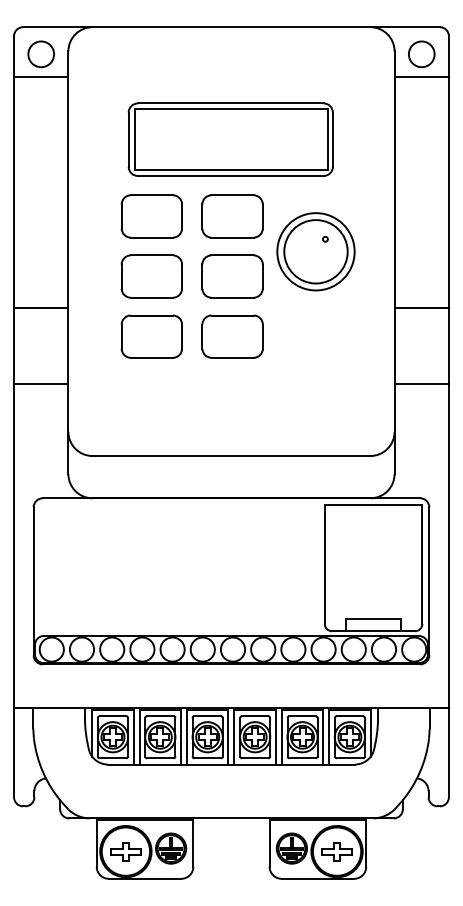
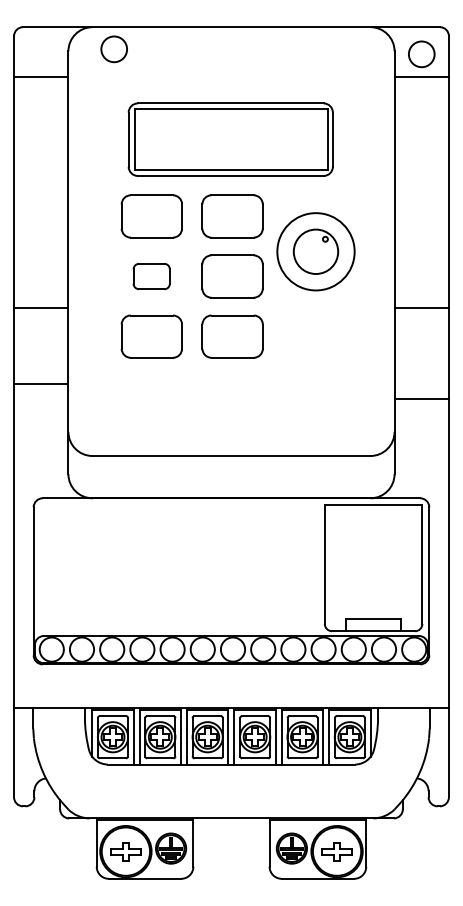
circle position: (40, 54) -> (113, 49) (113, 49)
circle diameter: 63 px -> 44 px (315, 251)
part size: 63x45 px -> 39x28 px (151, 276)
line position: (421, 384) -> (421, 399) (421, 399)
